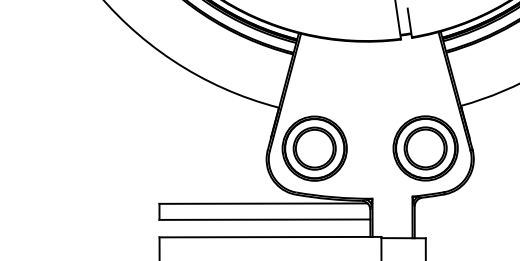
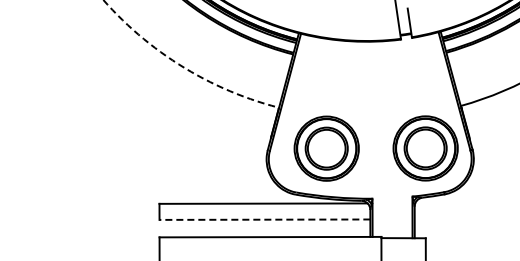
arc: solid -> dashed (182, 66)
part position: (314, 148) -> (326, 148) (326, 148)
line: solid -> dashed (264, 219)
